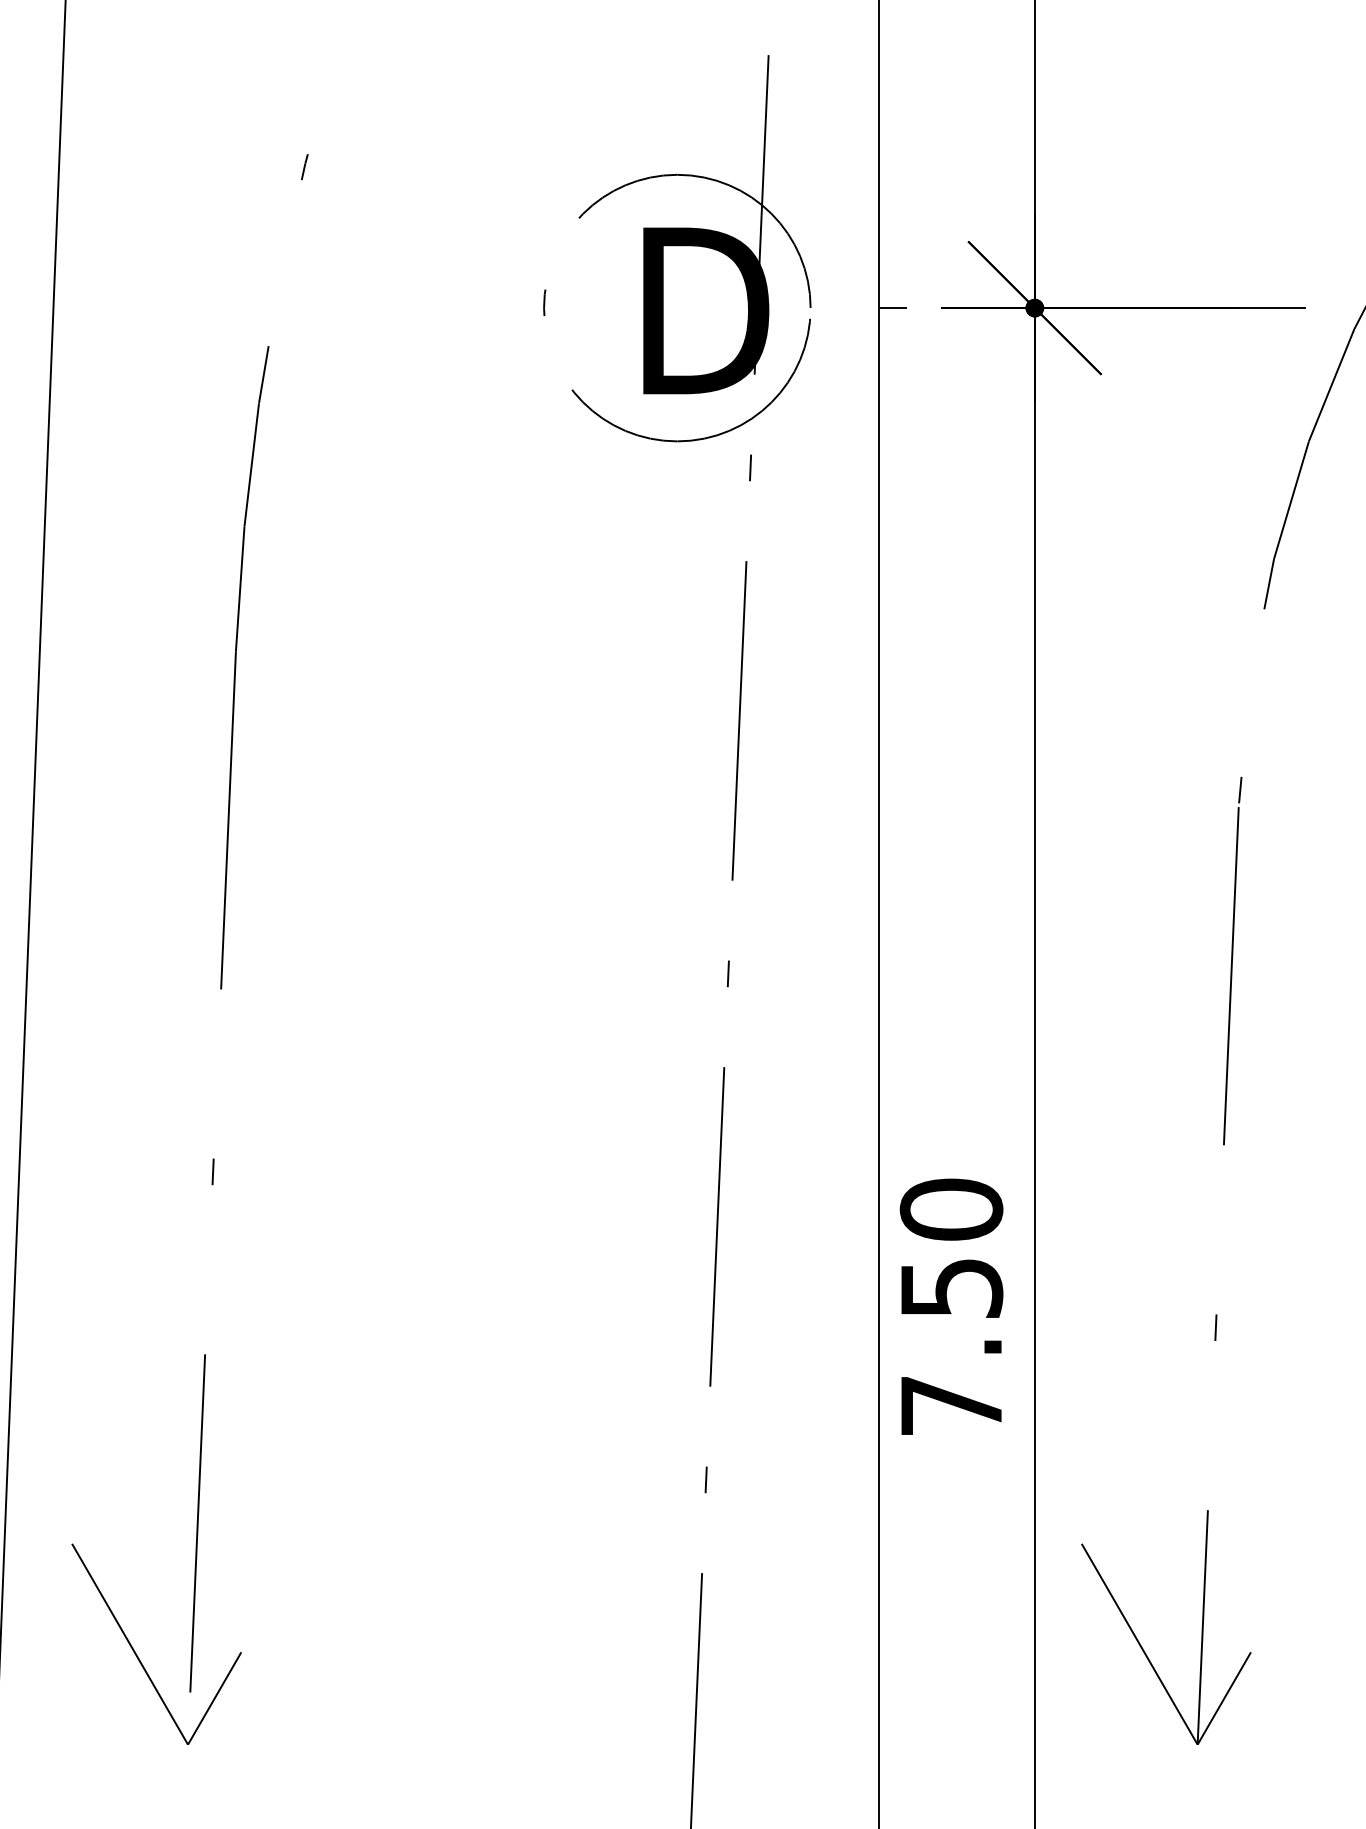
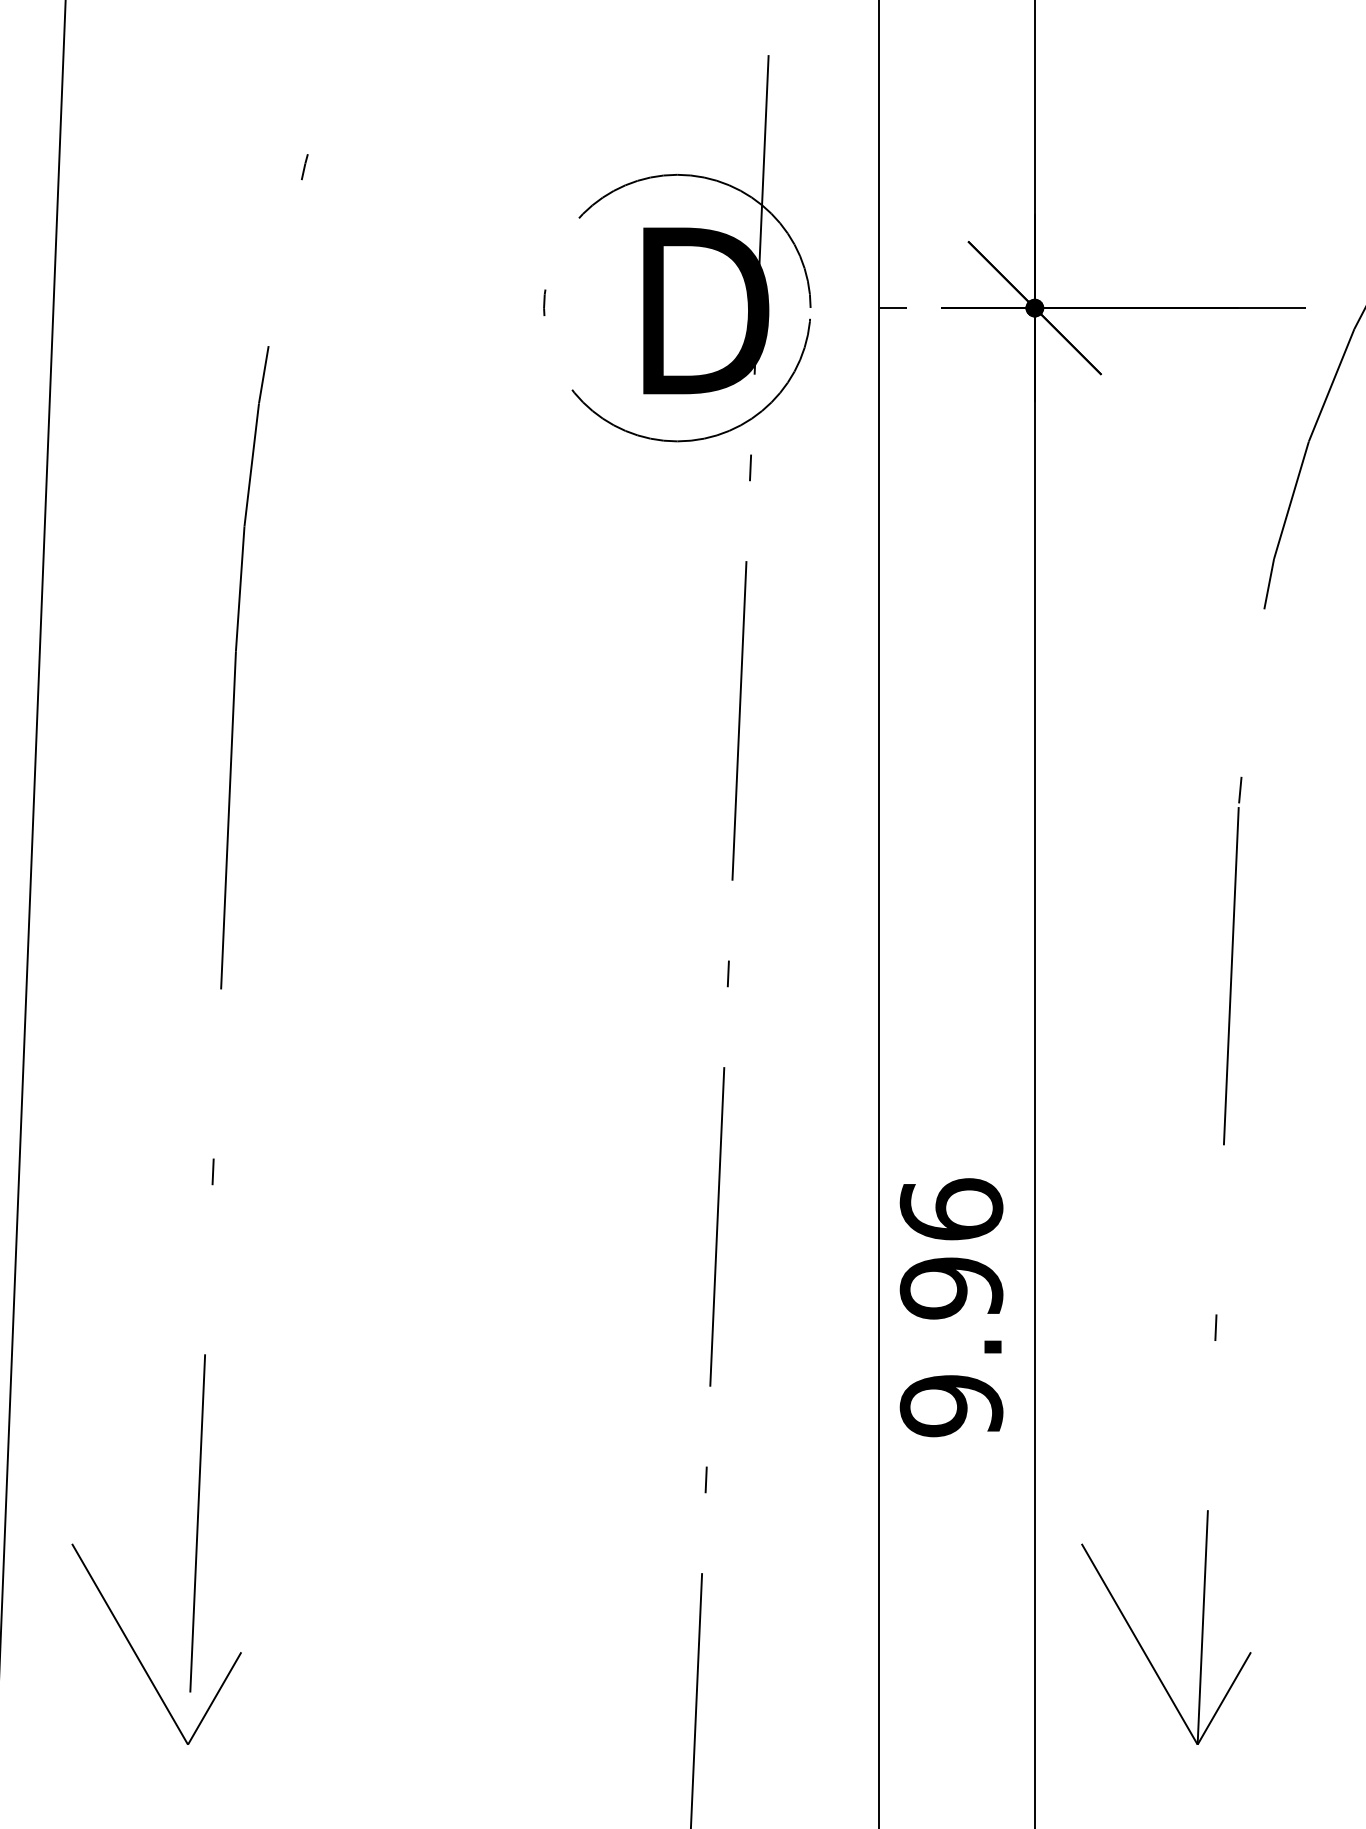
text: 7.50 -> 9.96 (951, 1307)
